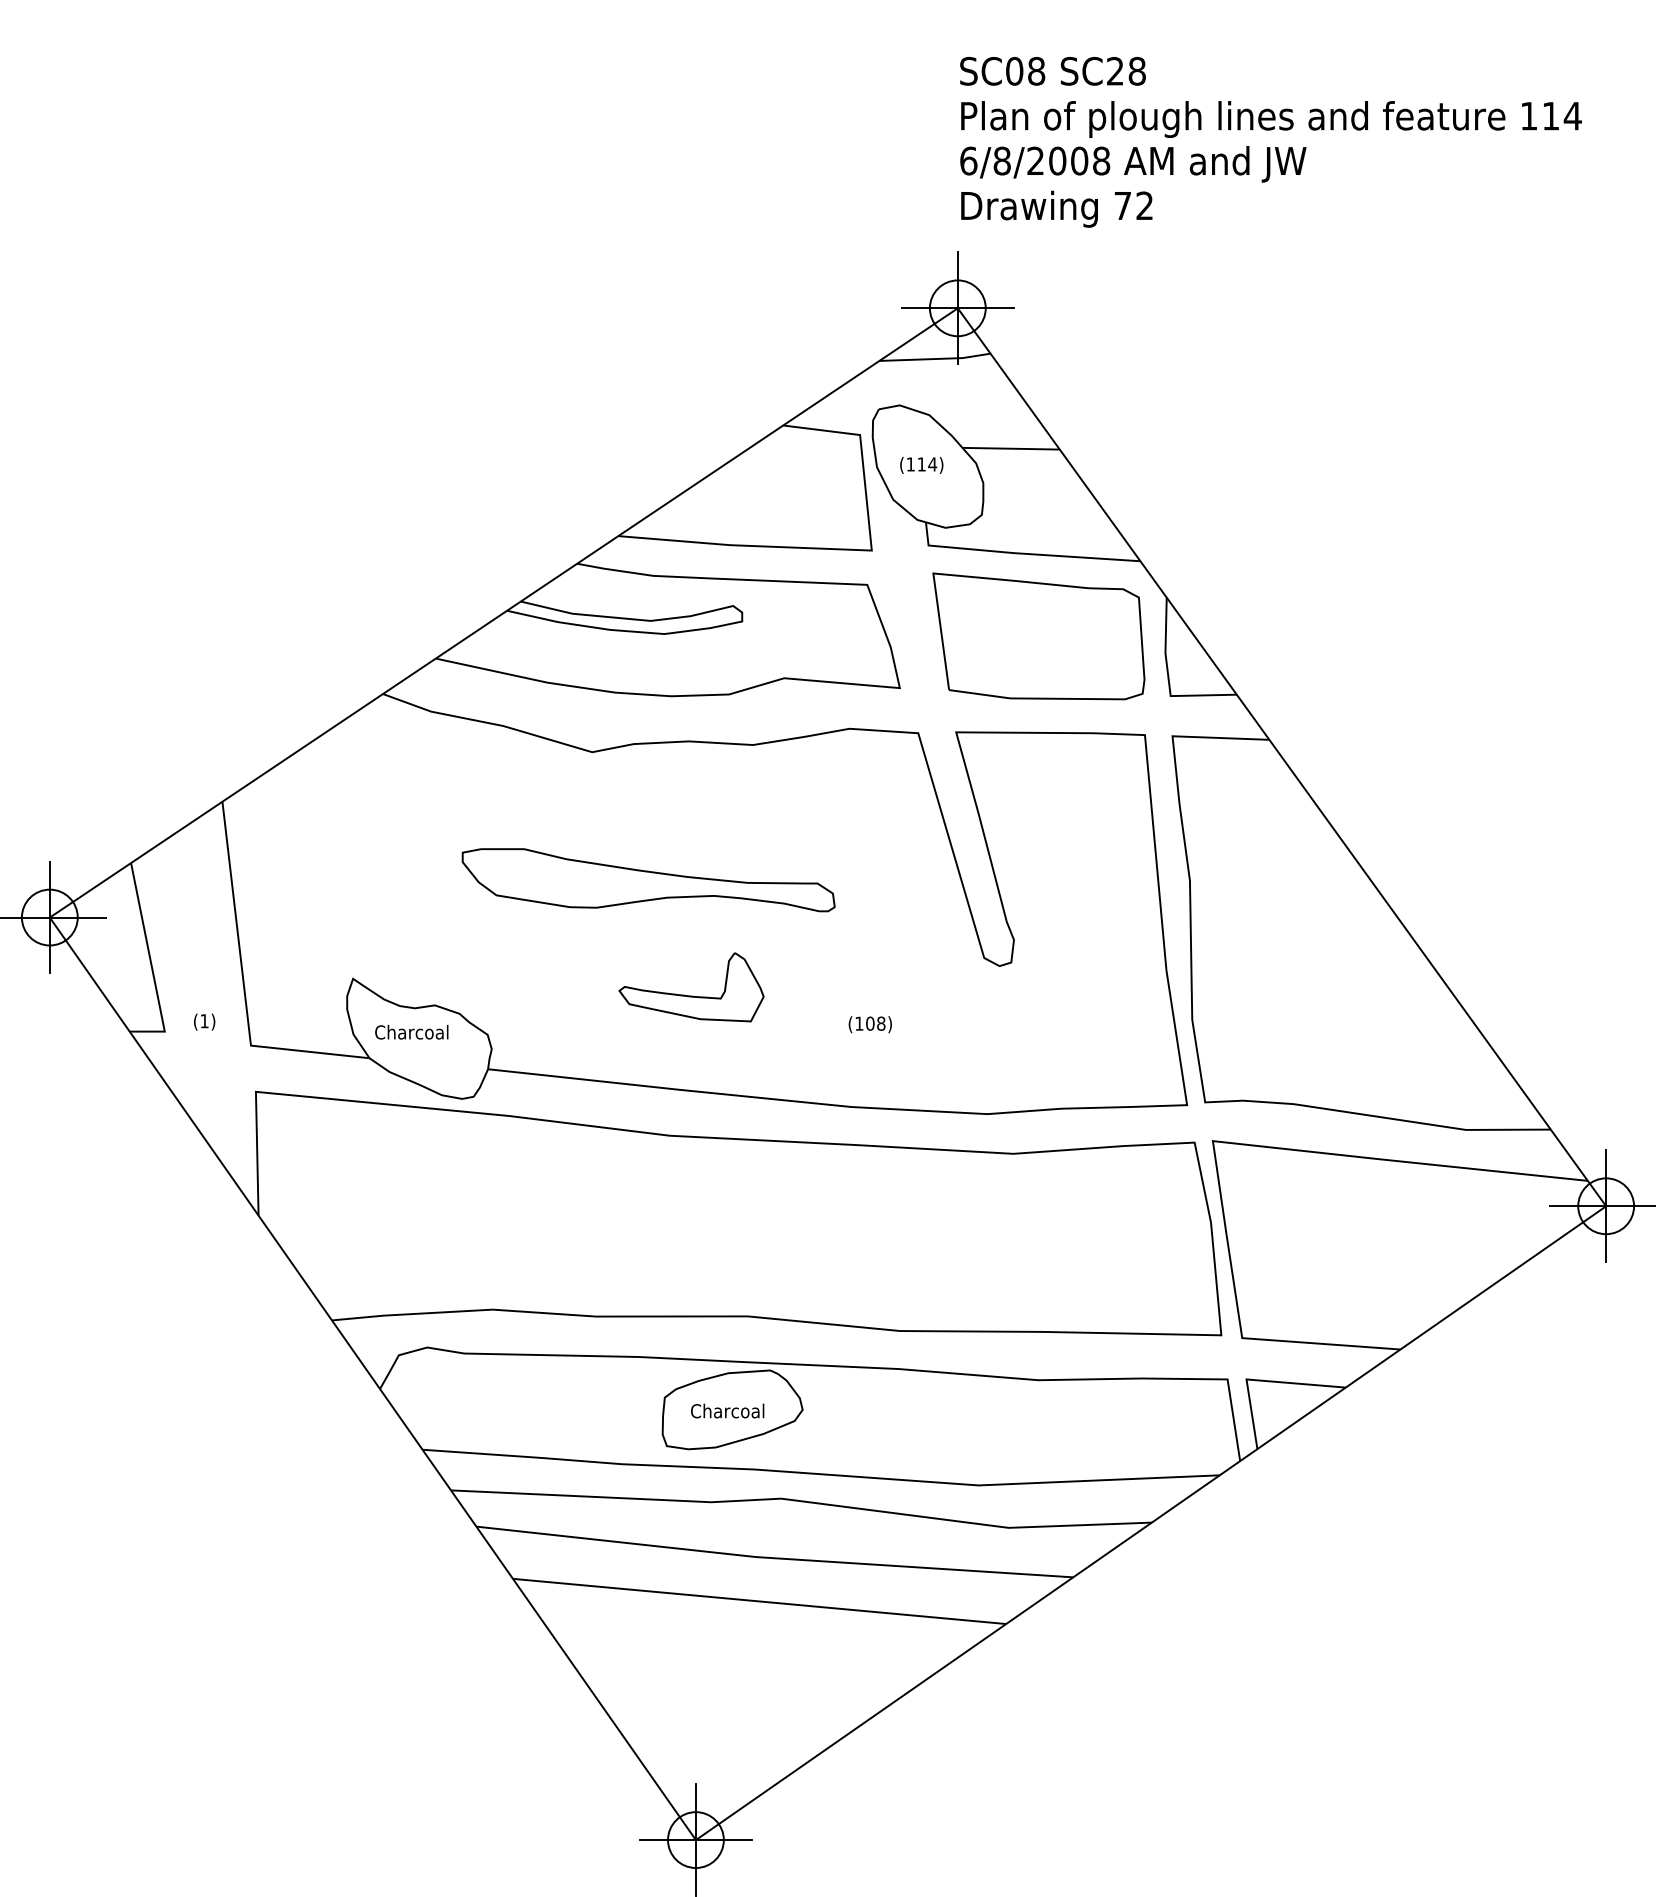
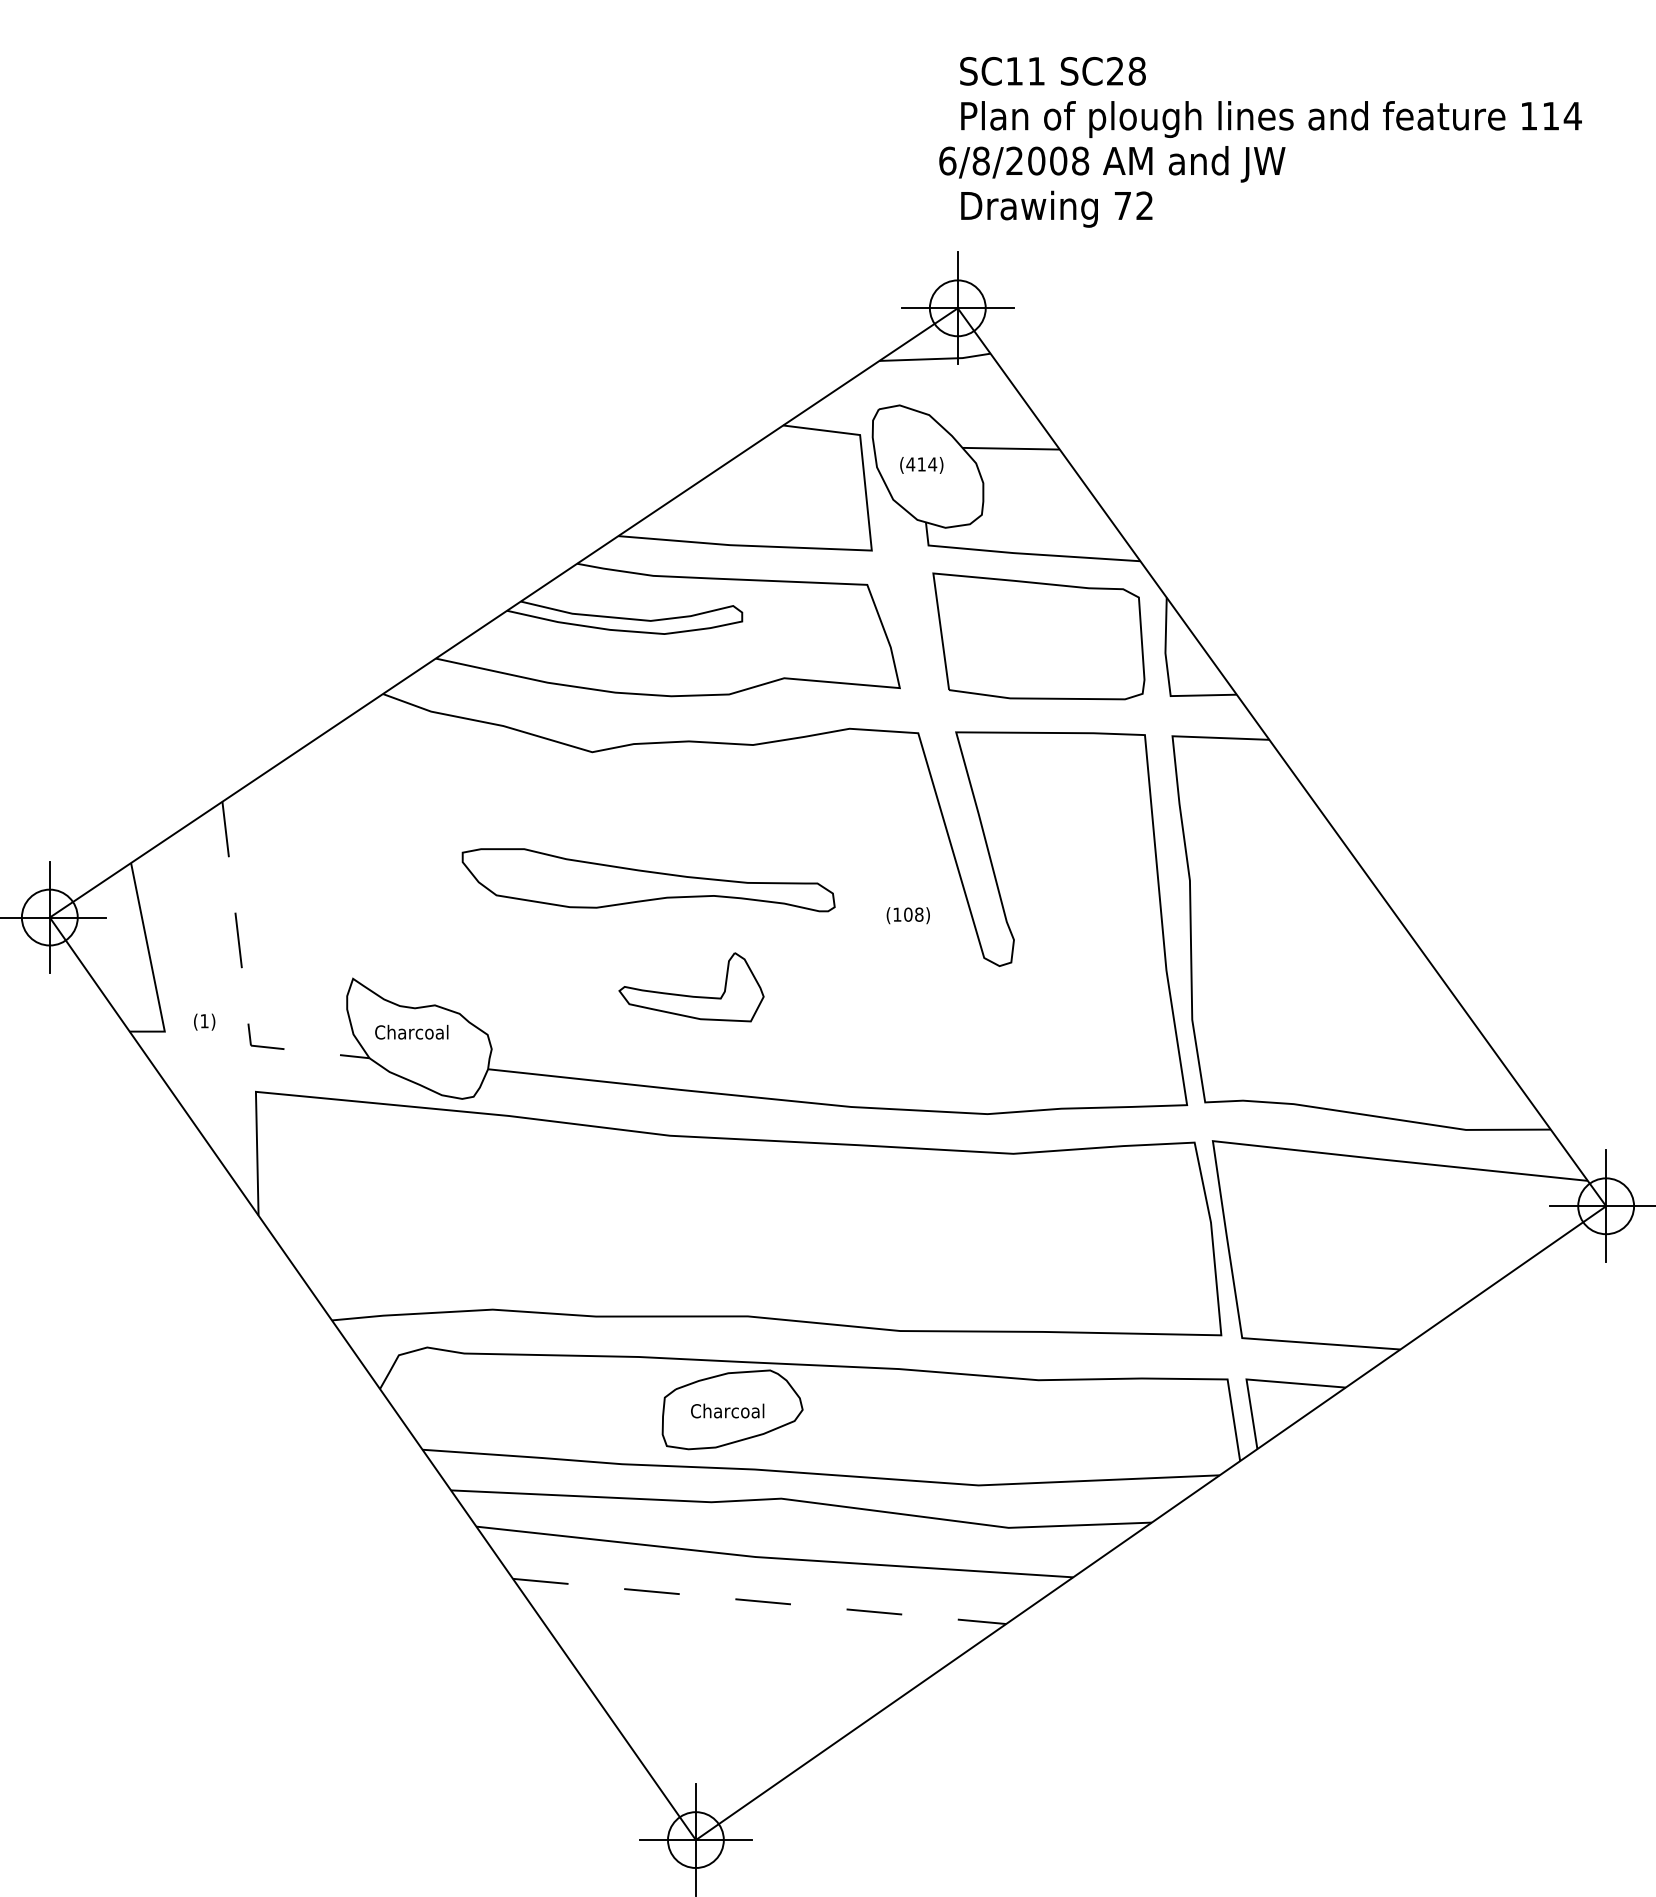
text: SC08 -> SC11 (1025, 70)
text position: (1133, 164) -> (1112, 164) (1112, 164)
text: (114) -> (414) (910, 464)
line: solid -> dashed (243, 984)
text position: (869, 1024) -> (907, 915) (907, 915)
line: solid -> dashed (759, 1601)
